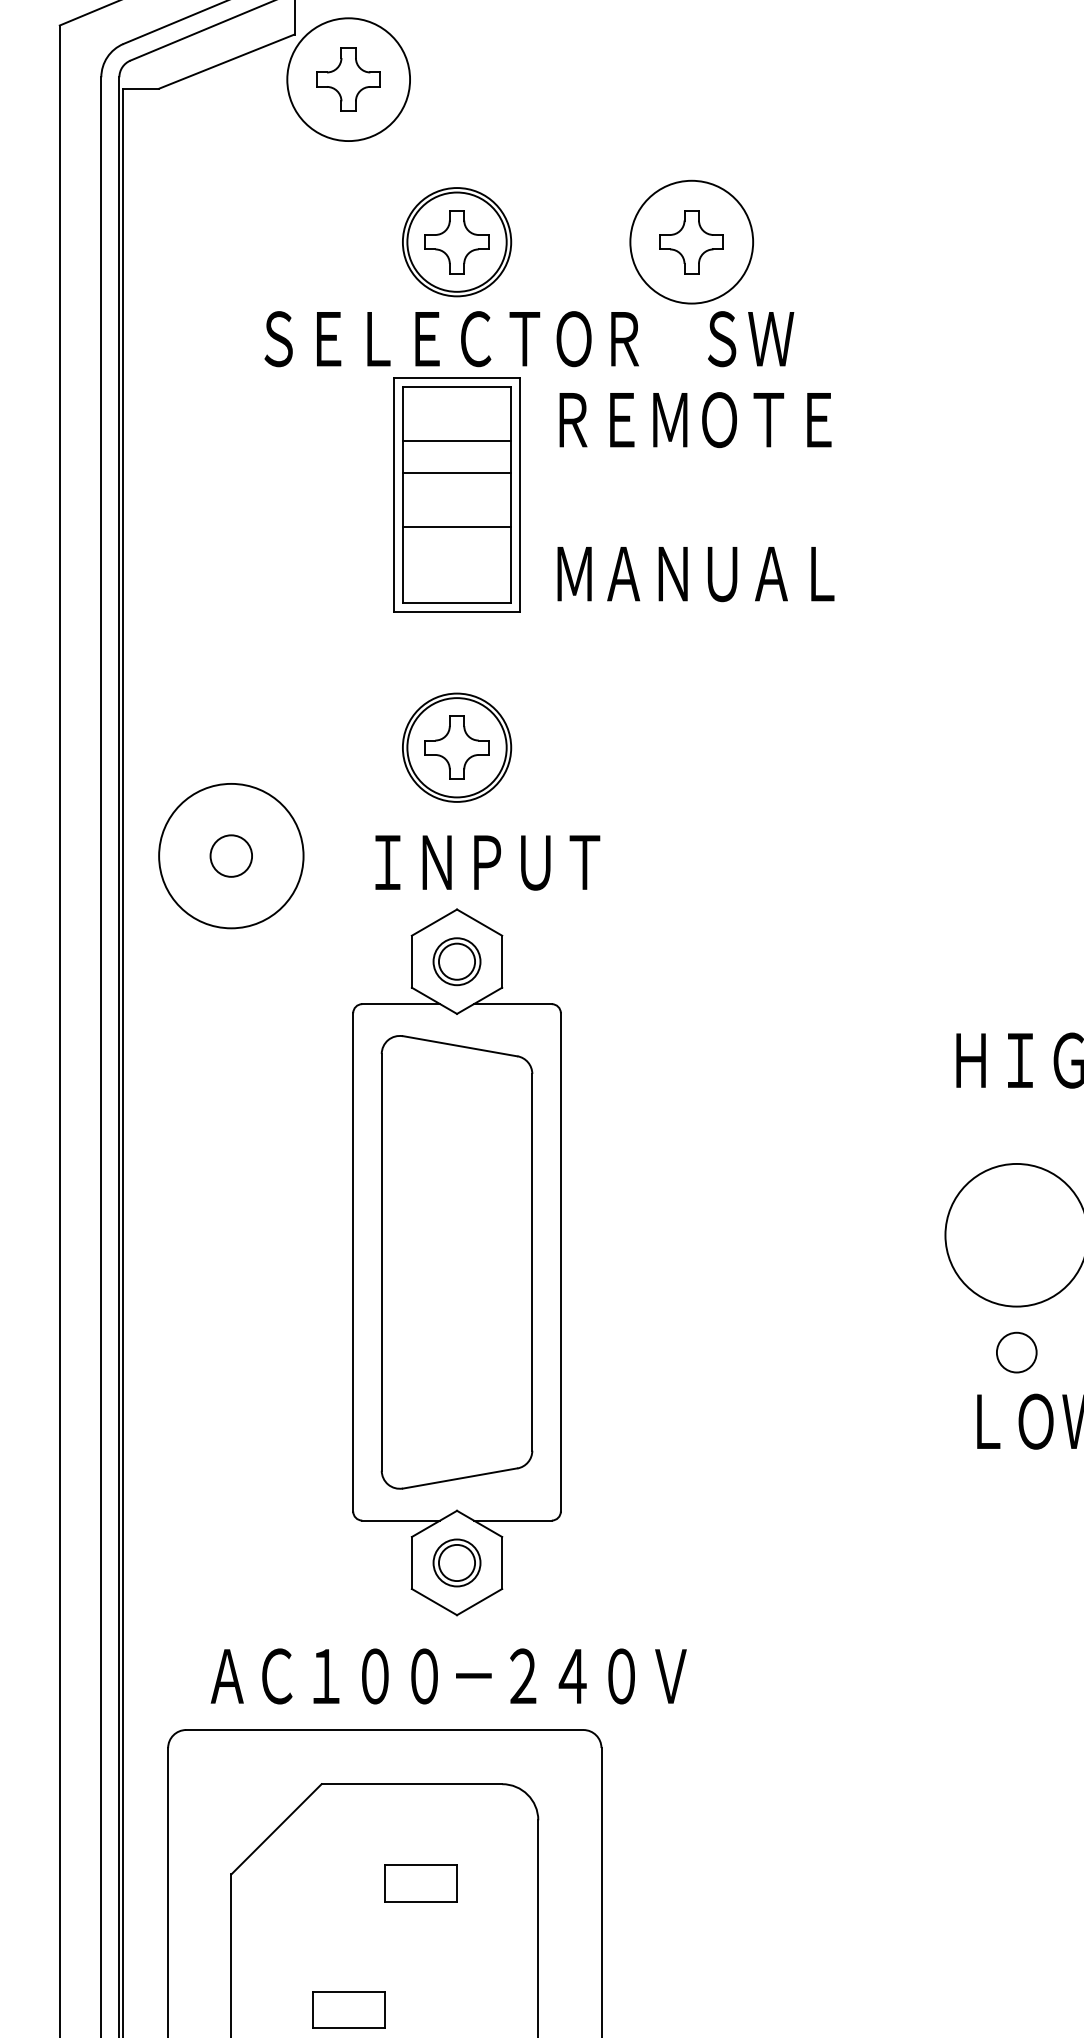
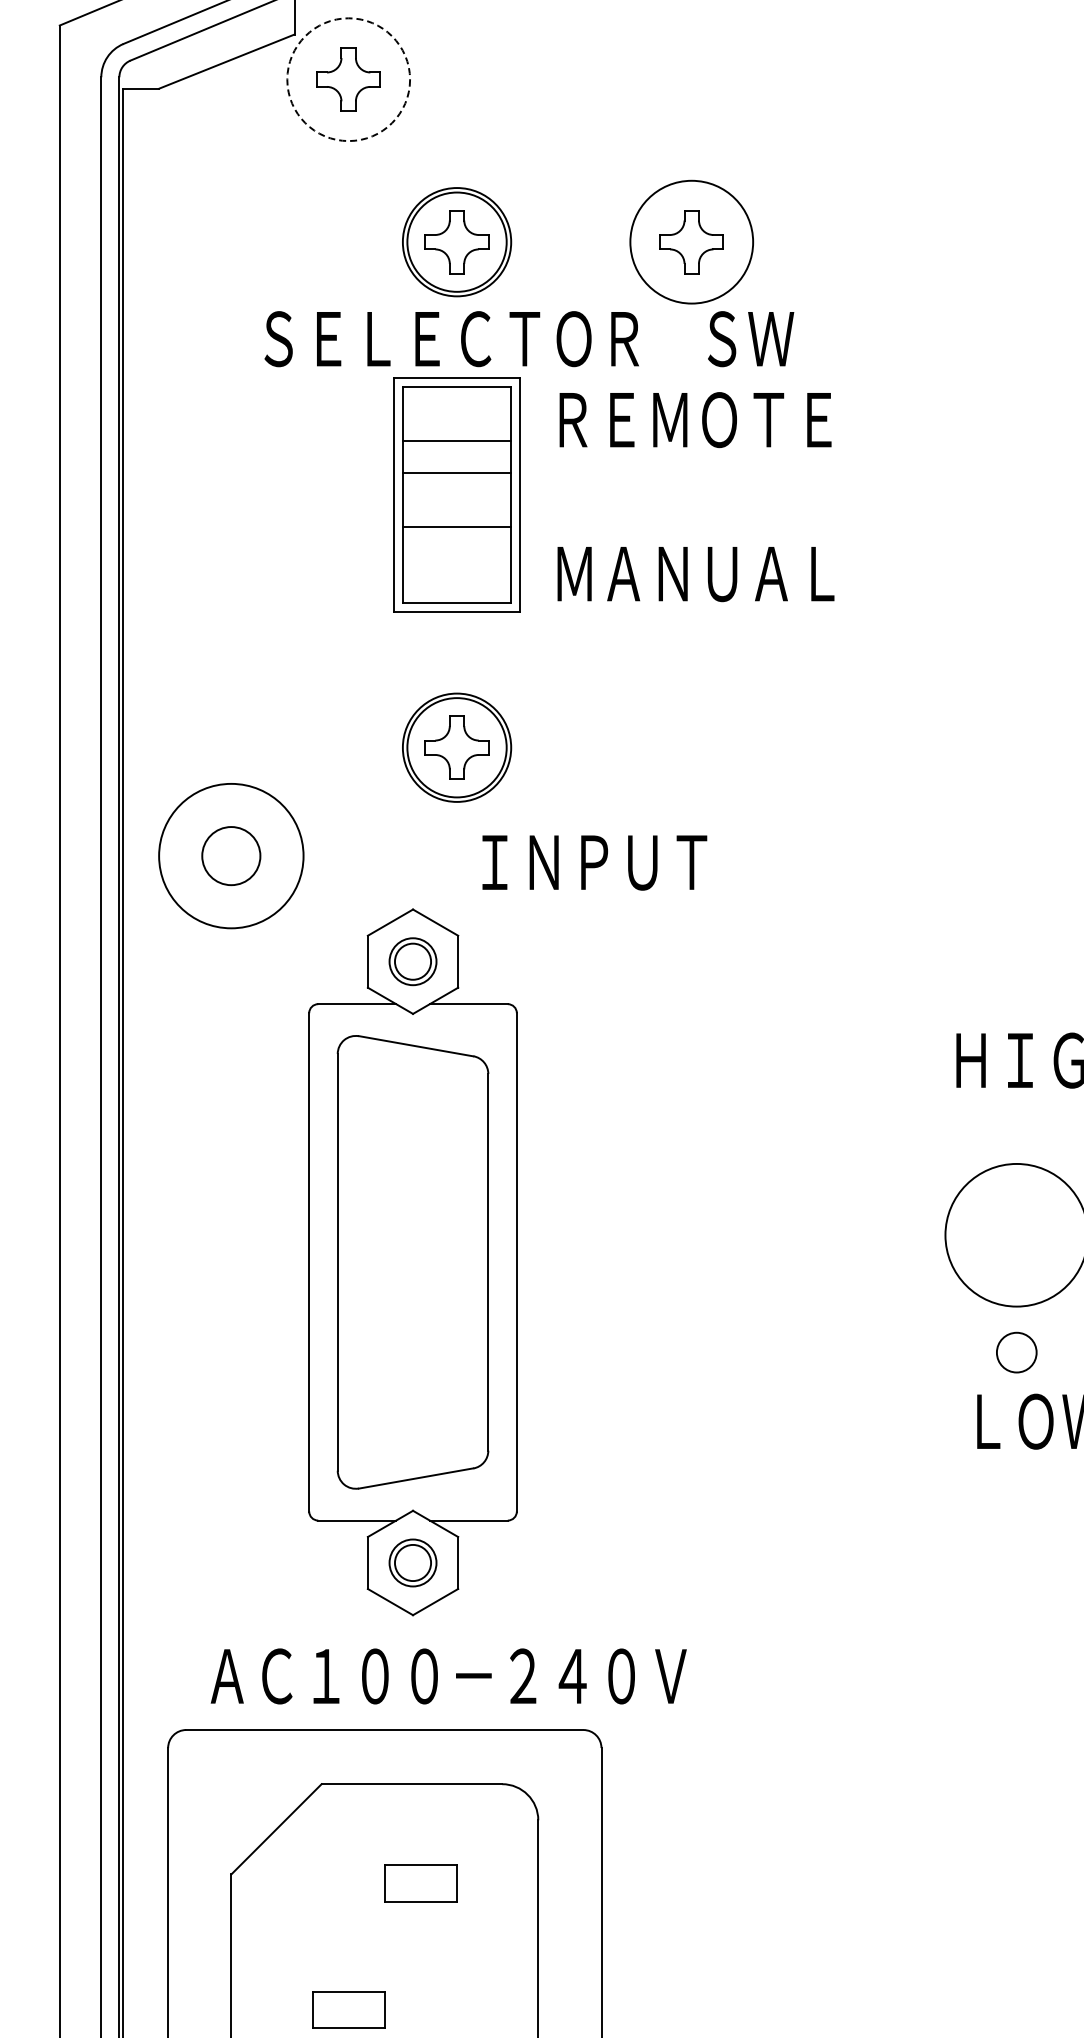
circle: solid -> dashed (348, 79)
circle diameter: 42 px -> 58 px (231, 856)
text position: (487, 862) -> (594, 862) (594, 862)
part position: (456, 1262) -> (412, 1262) (412, 1262)
